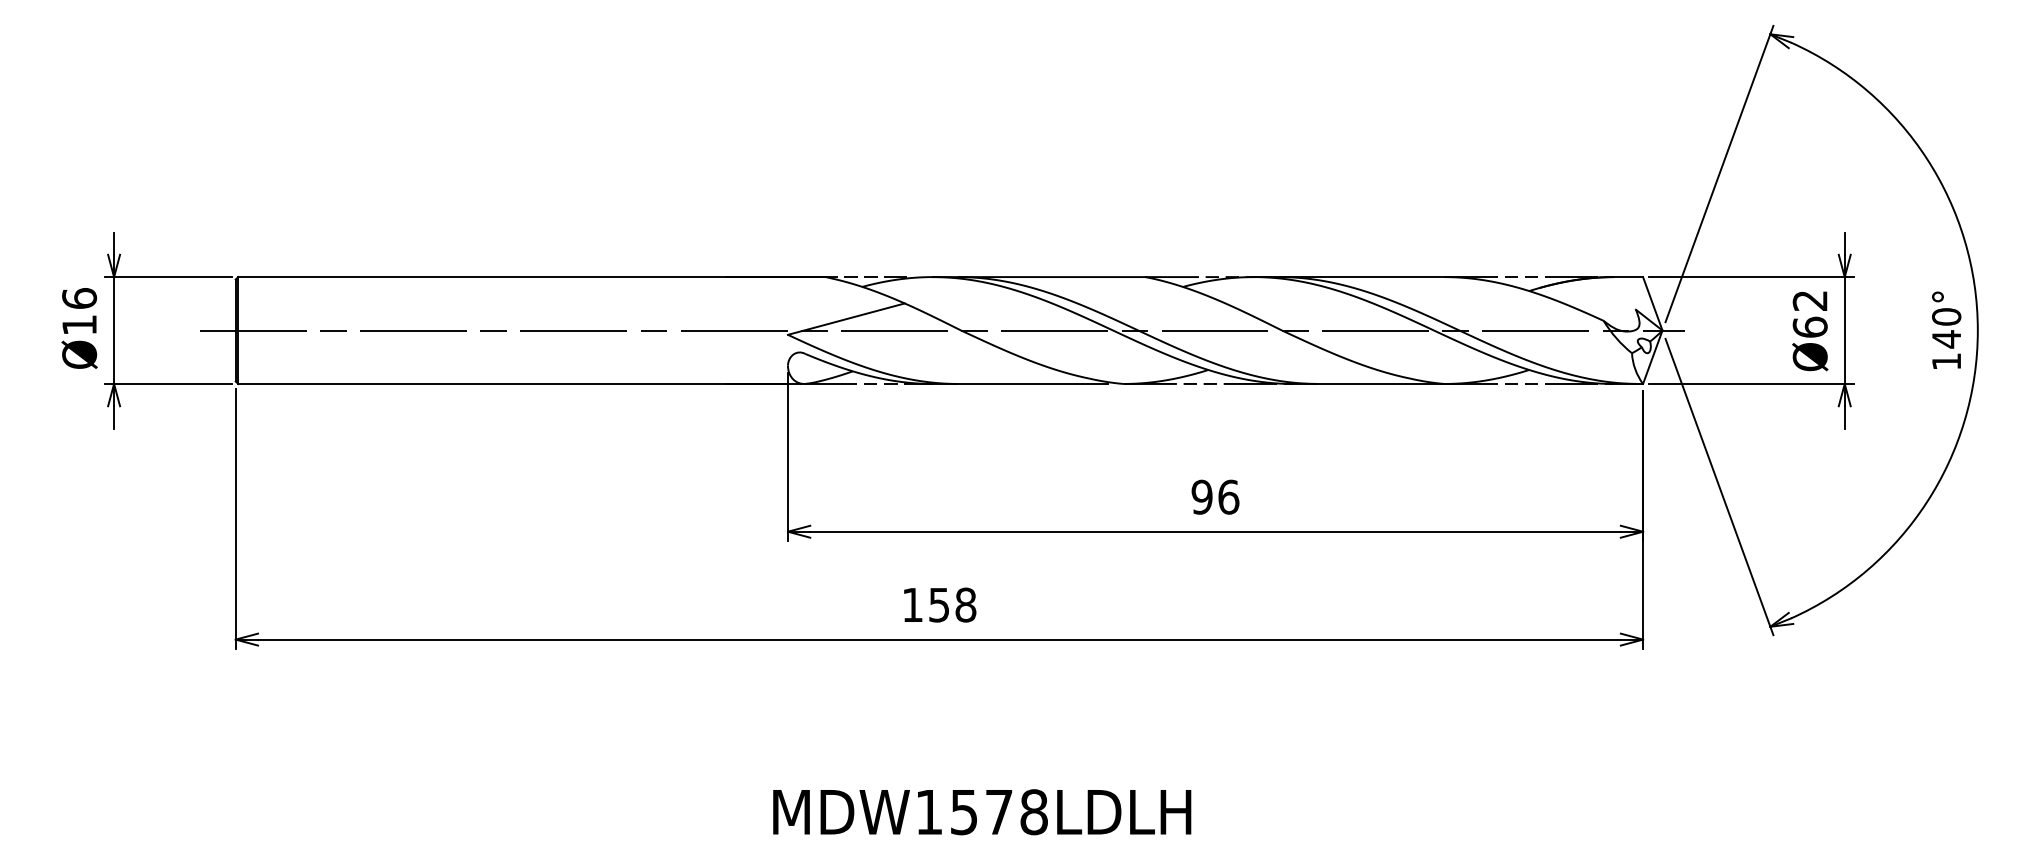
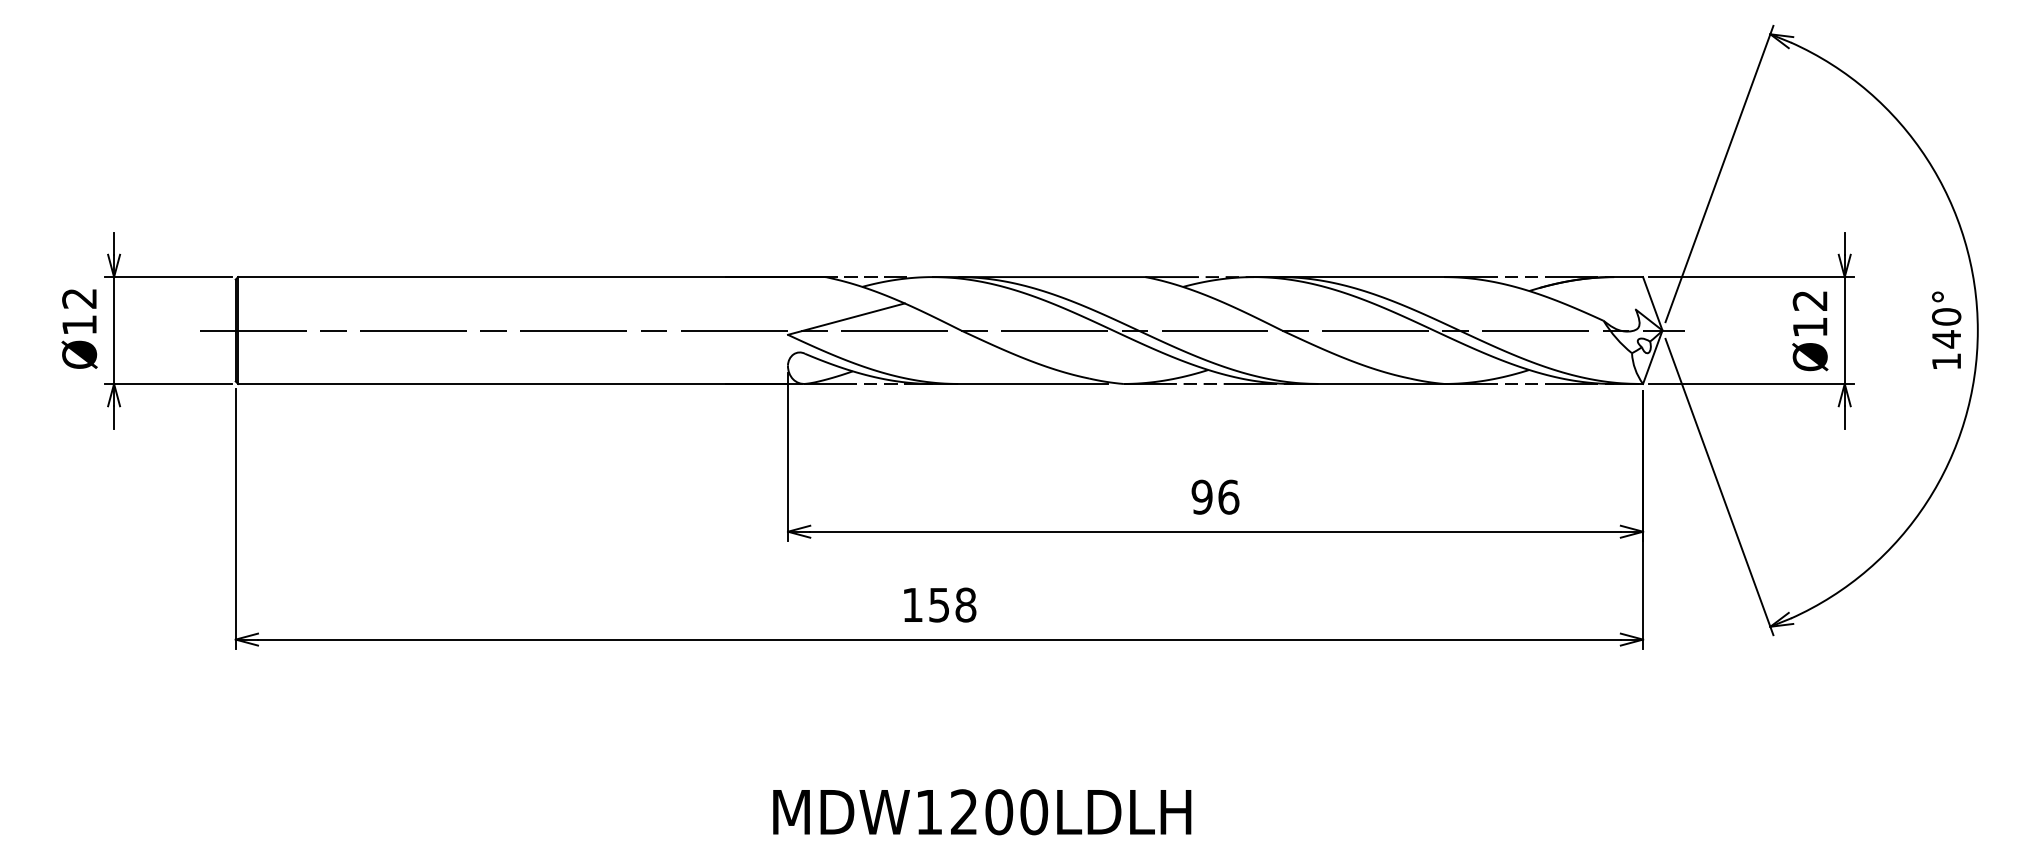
text: Ø16 -> Ø12 (79, 298)
text: Ø62 -> Ø12 (1809, 326)
text: MDW1578LDLH -> MDW1200LDLH (999, 812)
